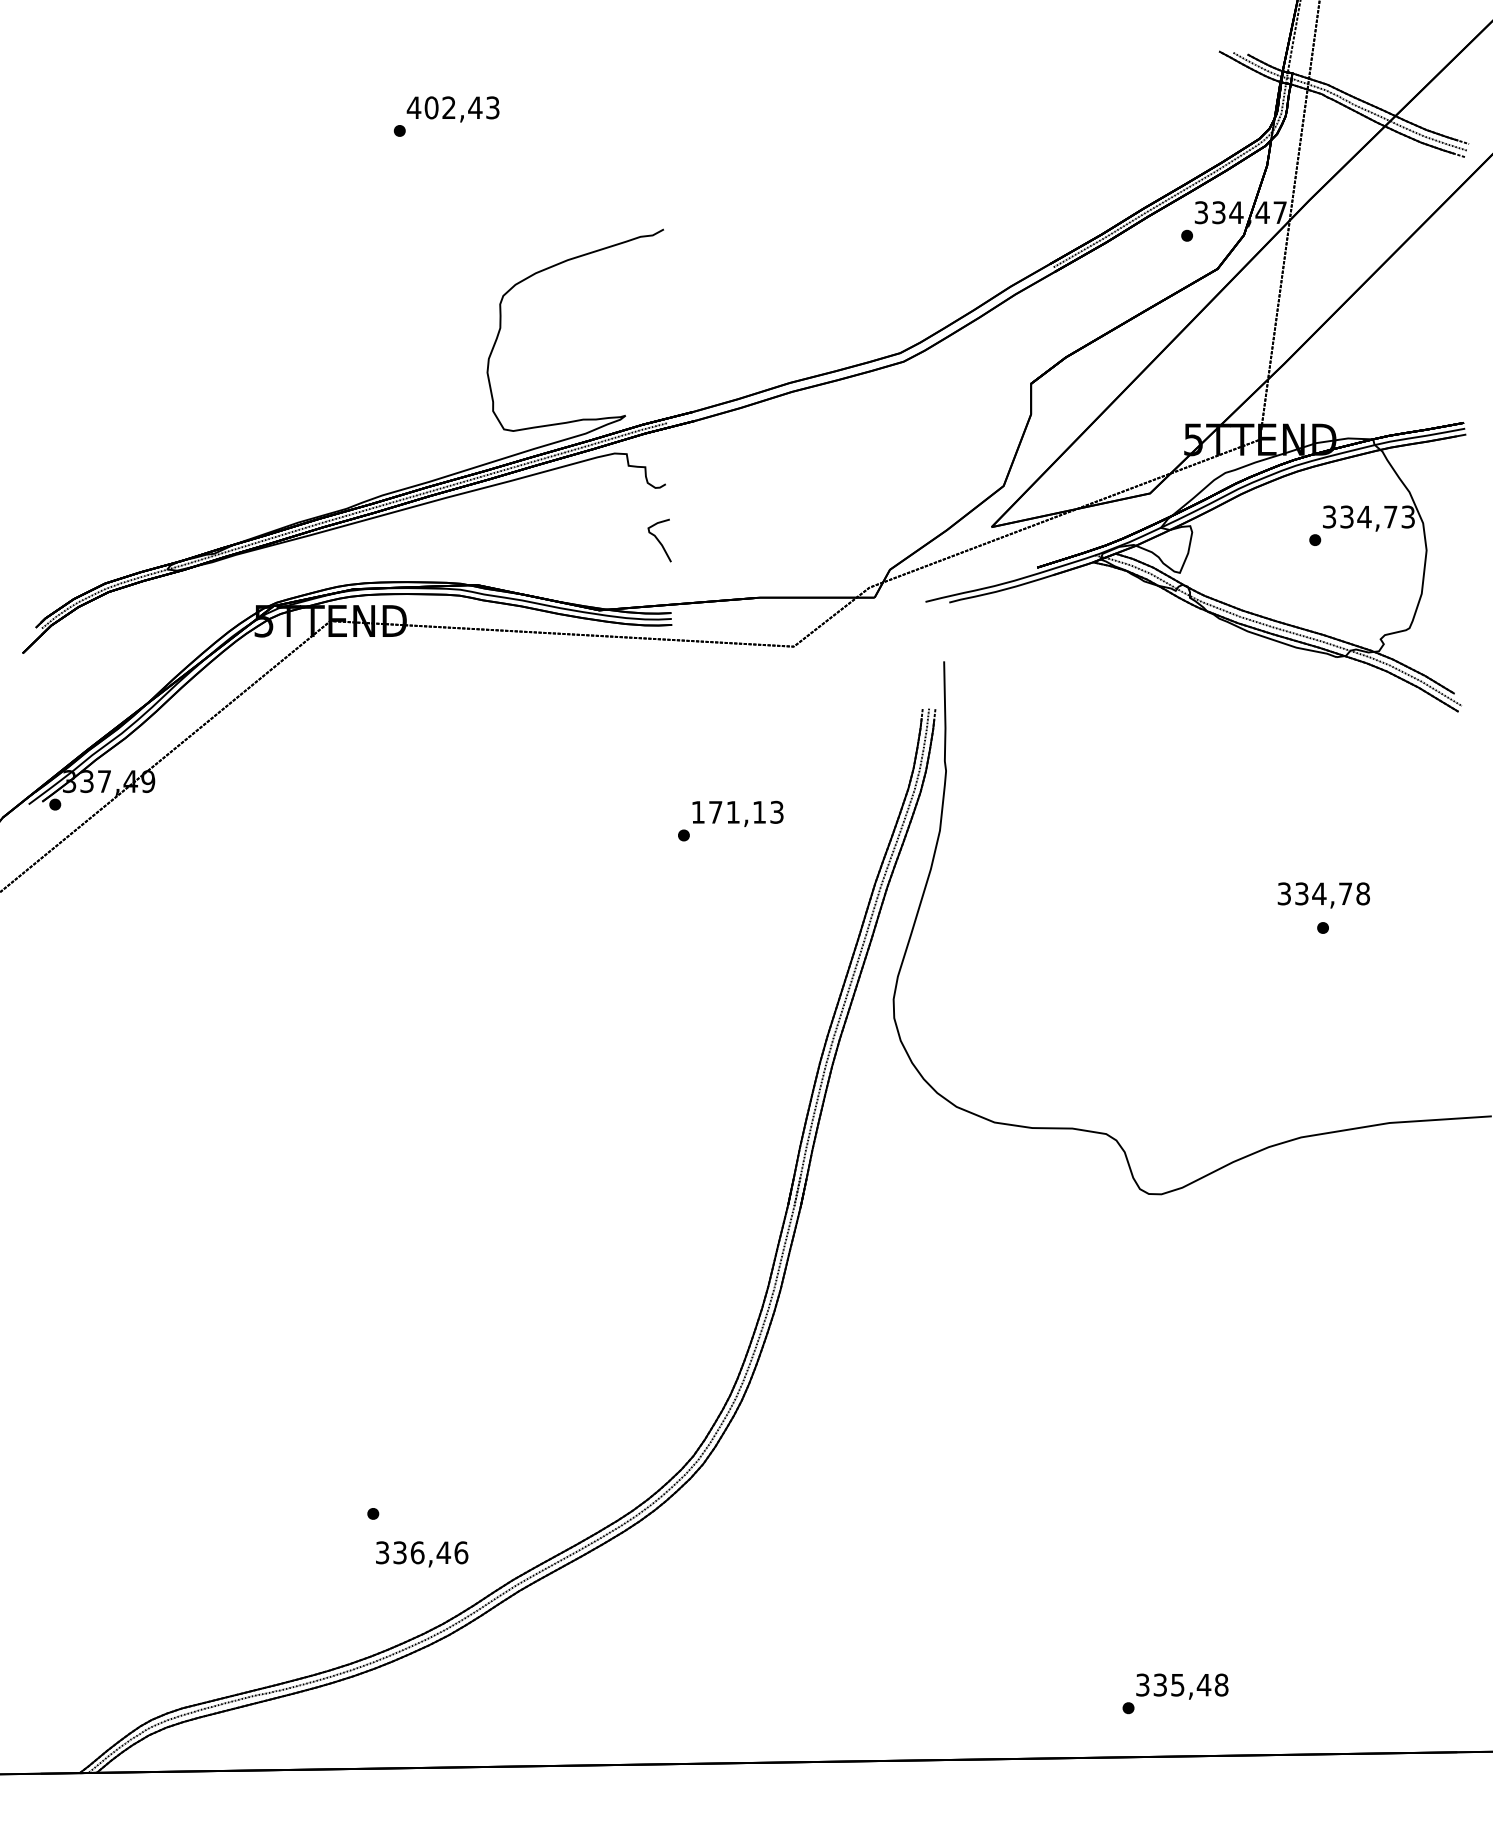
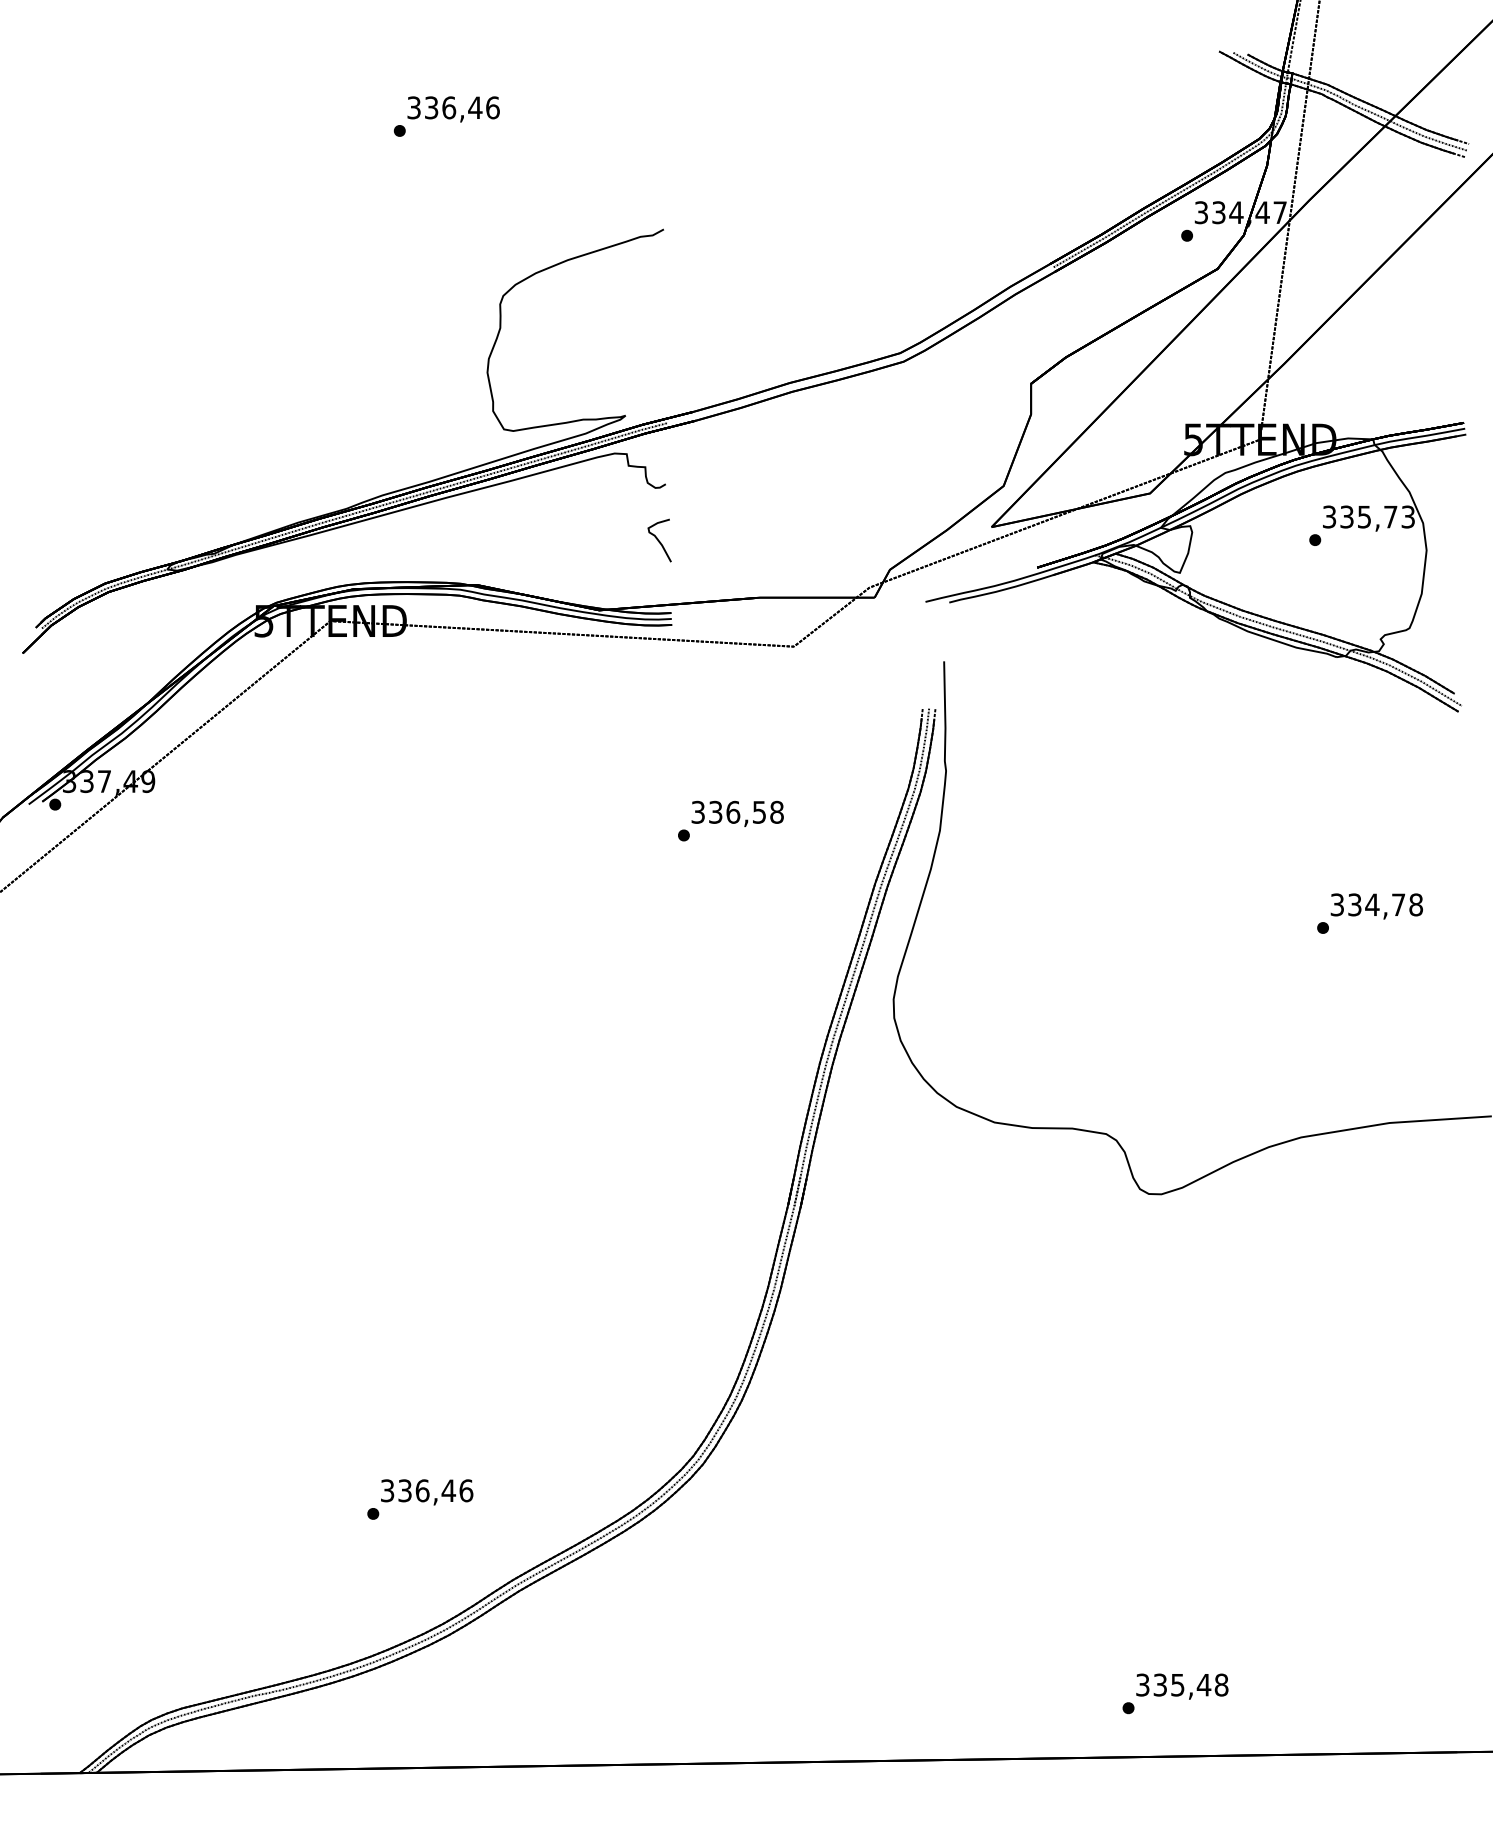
text: 402,43 -> 336,46 (452, 107)
text: 334,73 -> 335,73 (1364, 516)
text: 171,13 -> 336,58 (737, 811)
text position: (1323, 895) -> (1376, 906) (1376, 906)
text position: (422, 1554) -> (427, 1492) (427, 1492)
